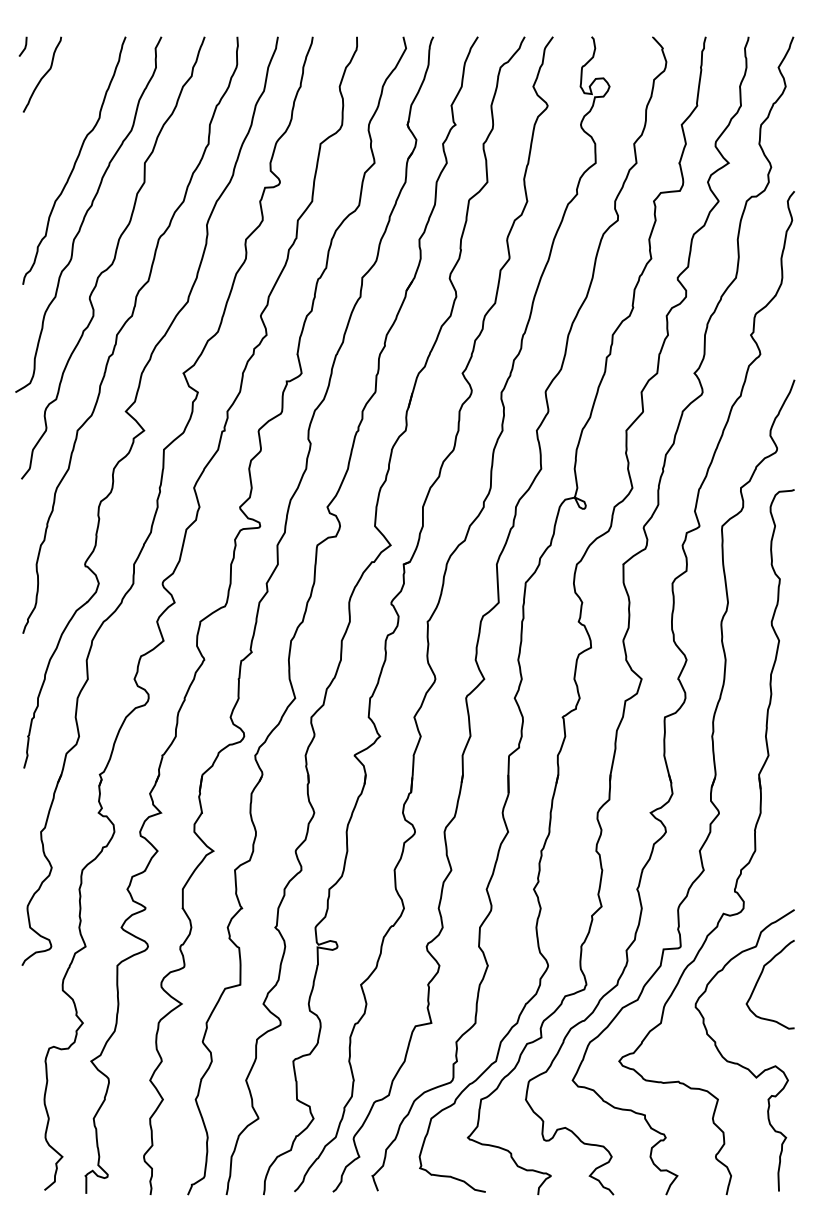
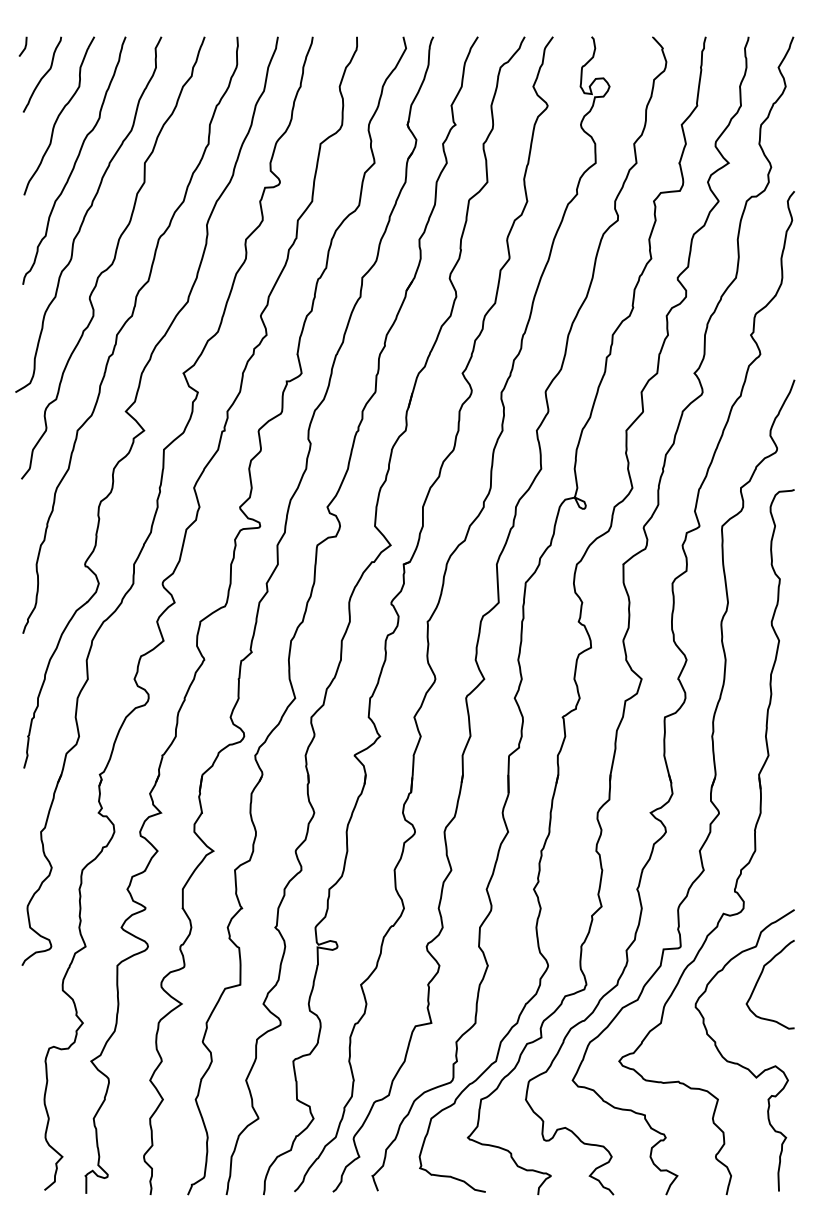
curve: none -> present (59, 115)
